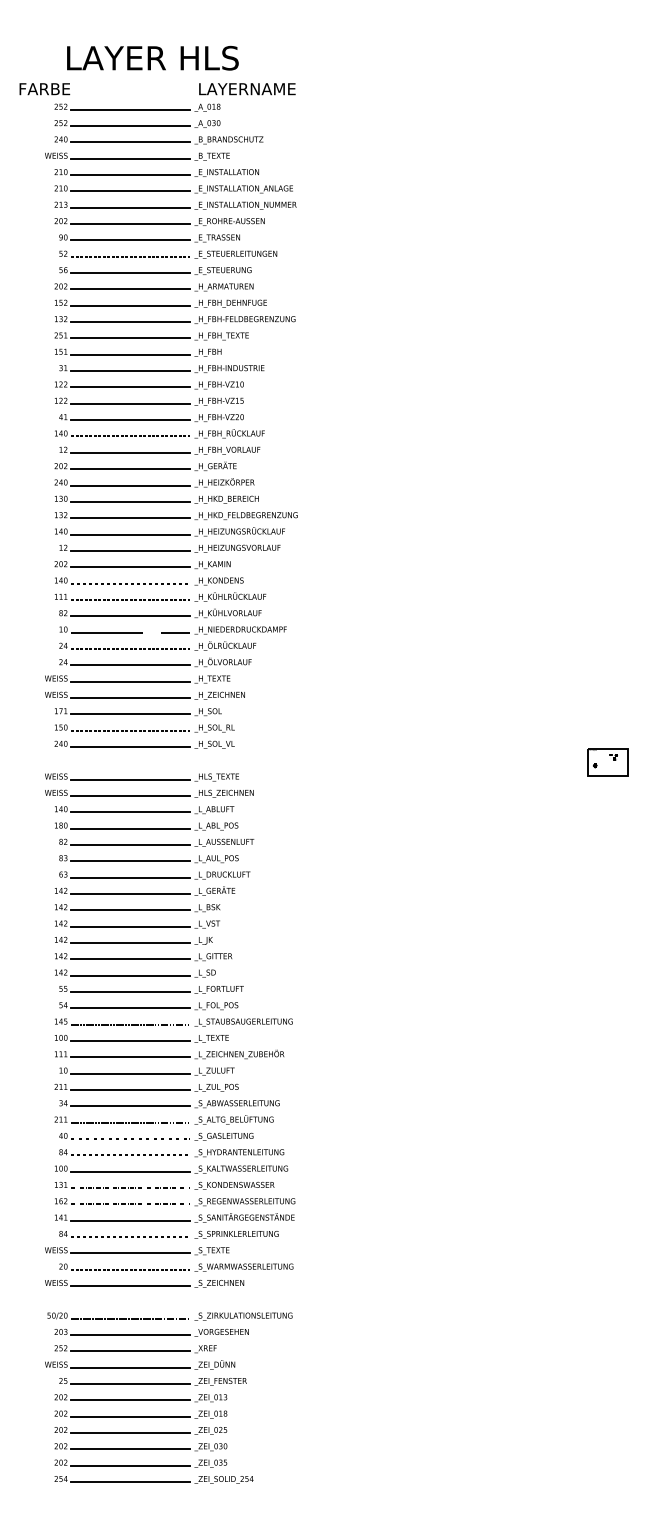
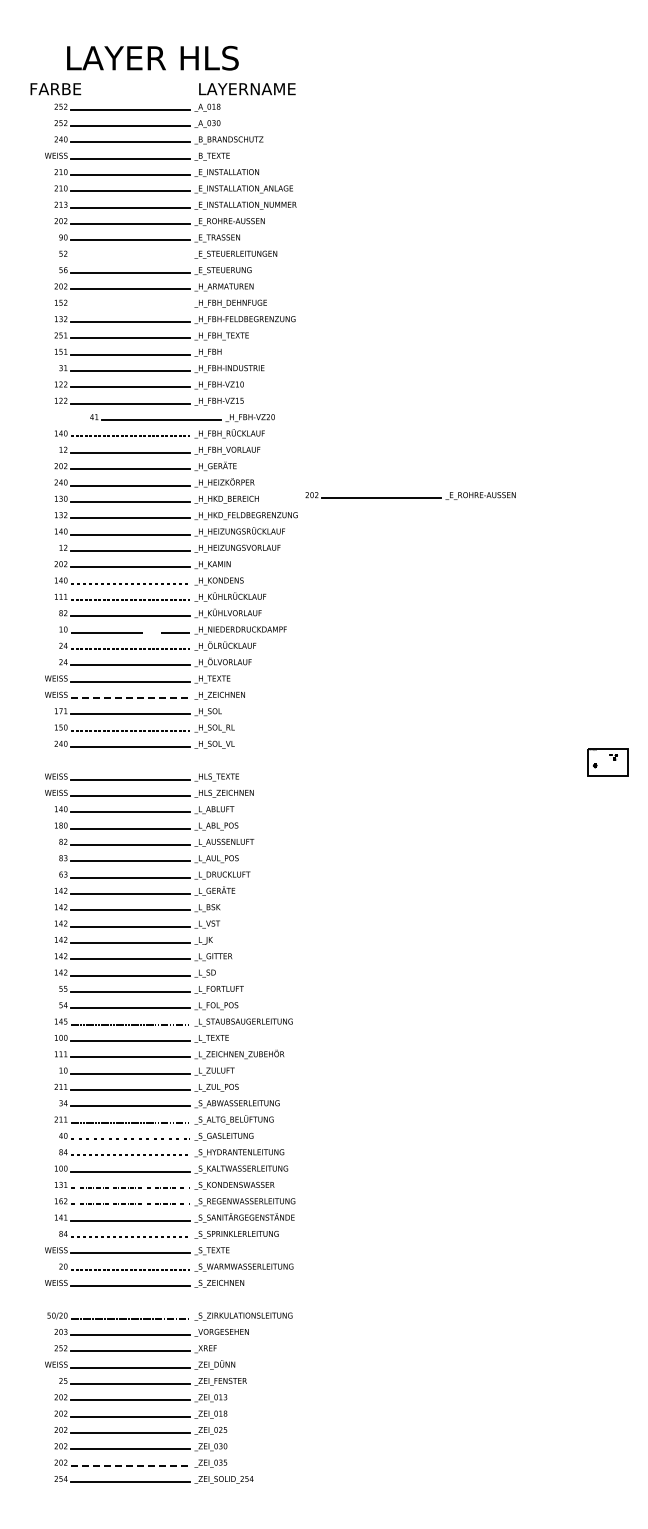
text position: (44, 89) -> (55, 89) (55, 89)
line: present -> none (130, 256)
line: present -> none (130, 305)
part position: (151, 417) -> (182, 417) (182, 417)
part: none -> present (410, 495)
line: solid -> dashed (131, 697)
line: solid -> dashed (131, 1465)
